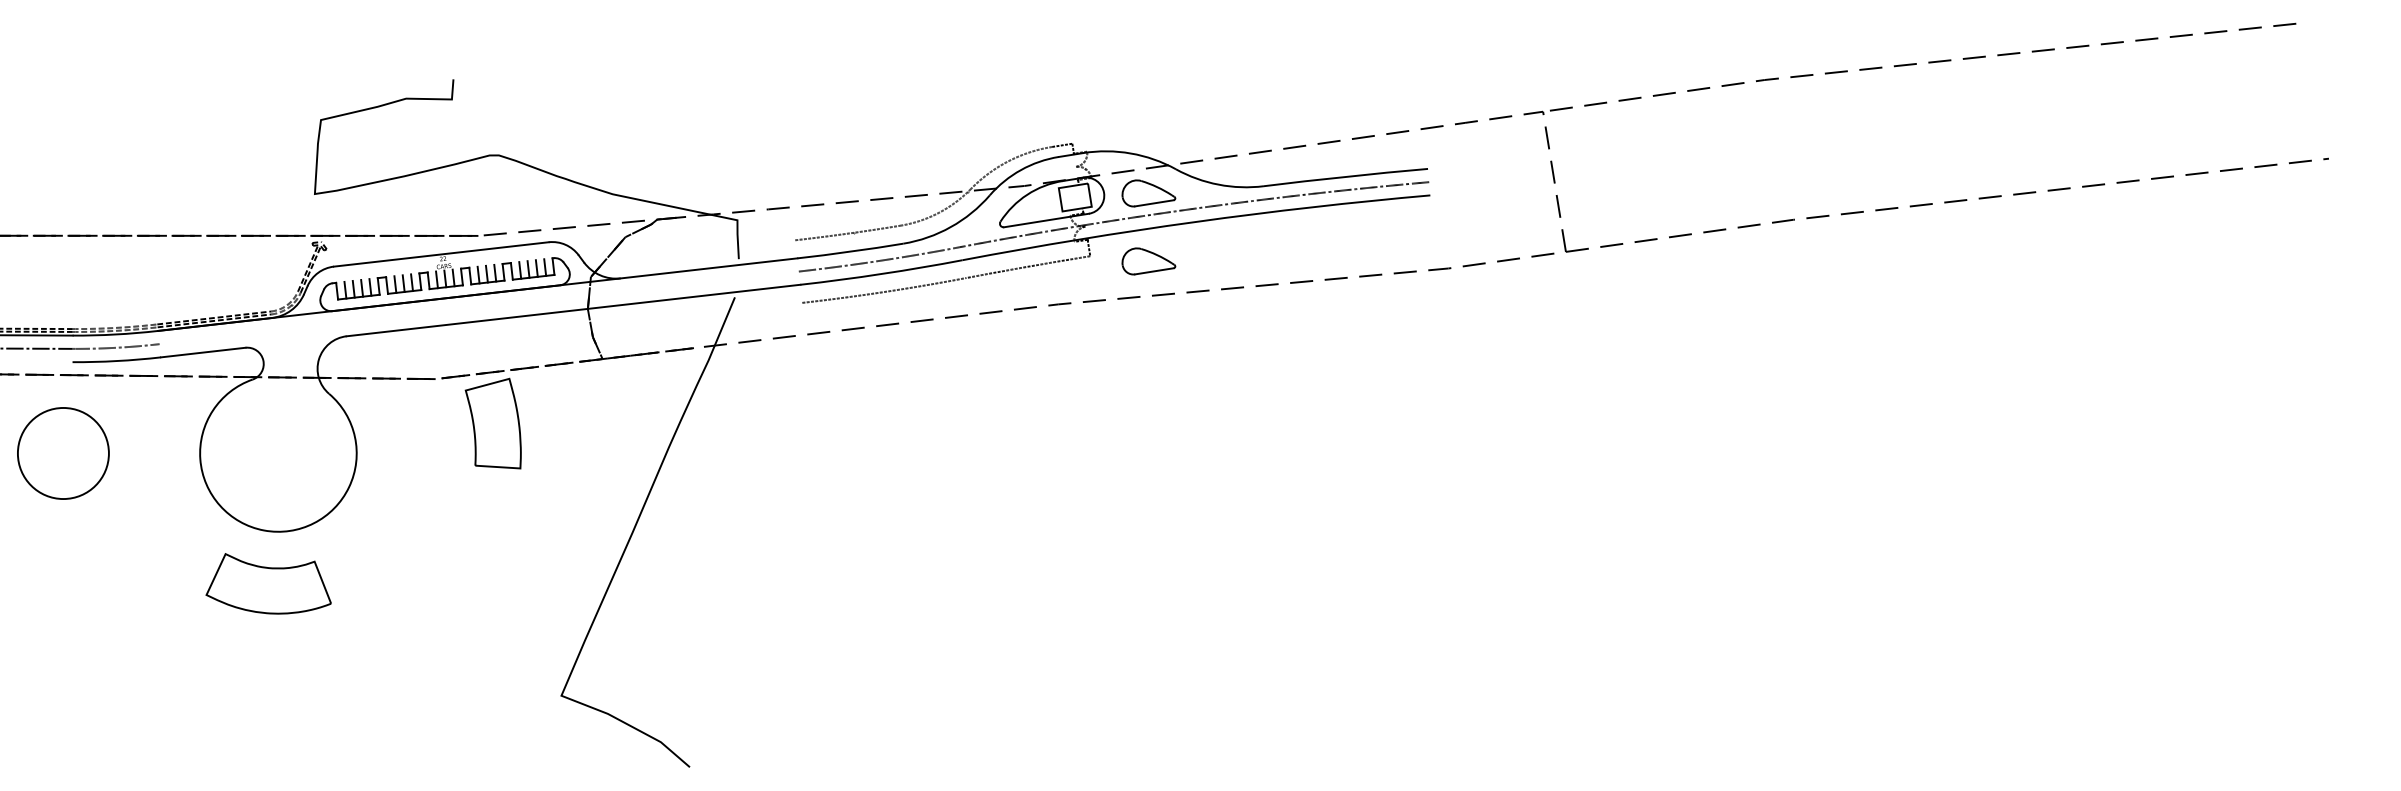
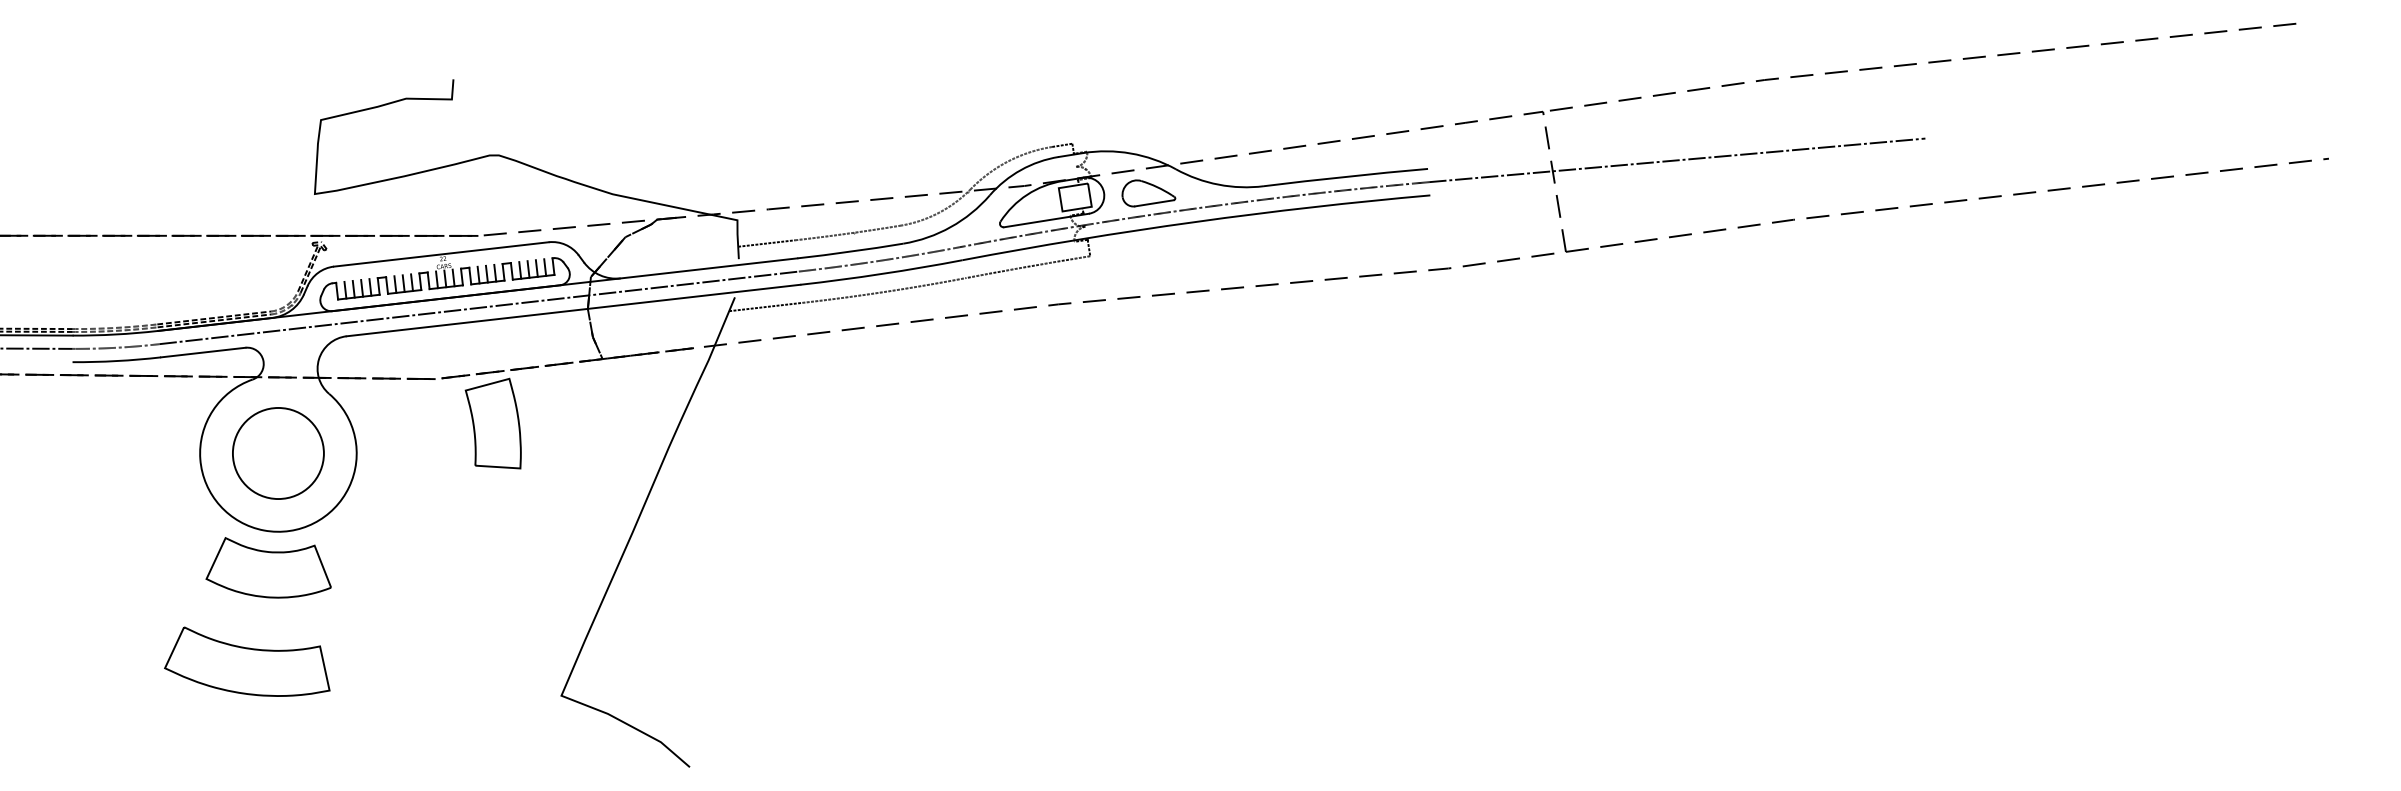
line: none -> present (1677, 160)
line: none -> present (766, 243)
part: present -> none (1148, 261)
line: none -> present (765, 306)
line: none -> present (478, 307)
circle position: (63, 453) -> (278, 453) (278, 453)
part position: (268, 583) -> (268, 567) (268, 567)
part: none -> present (247, 661)
